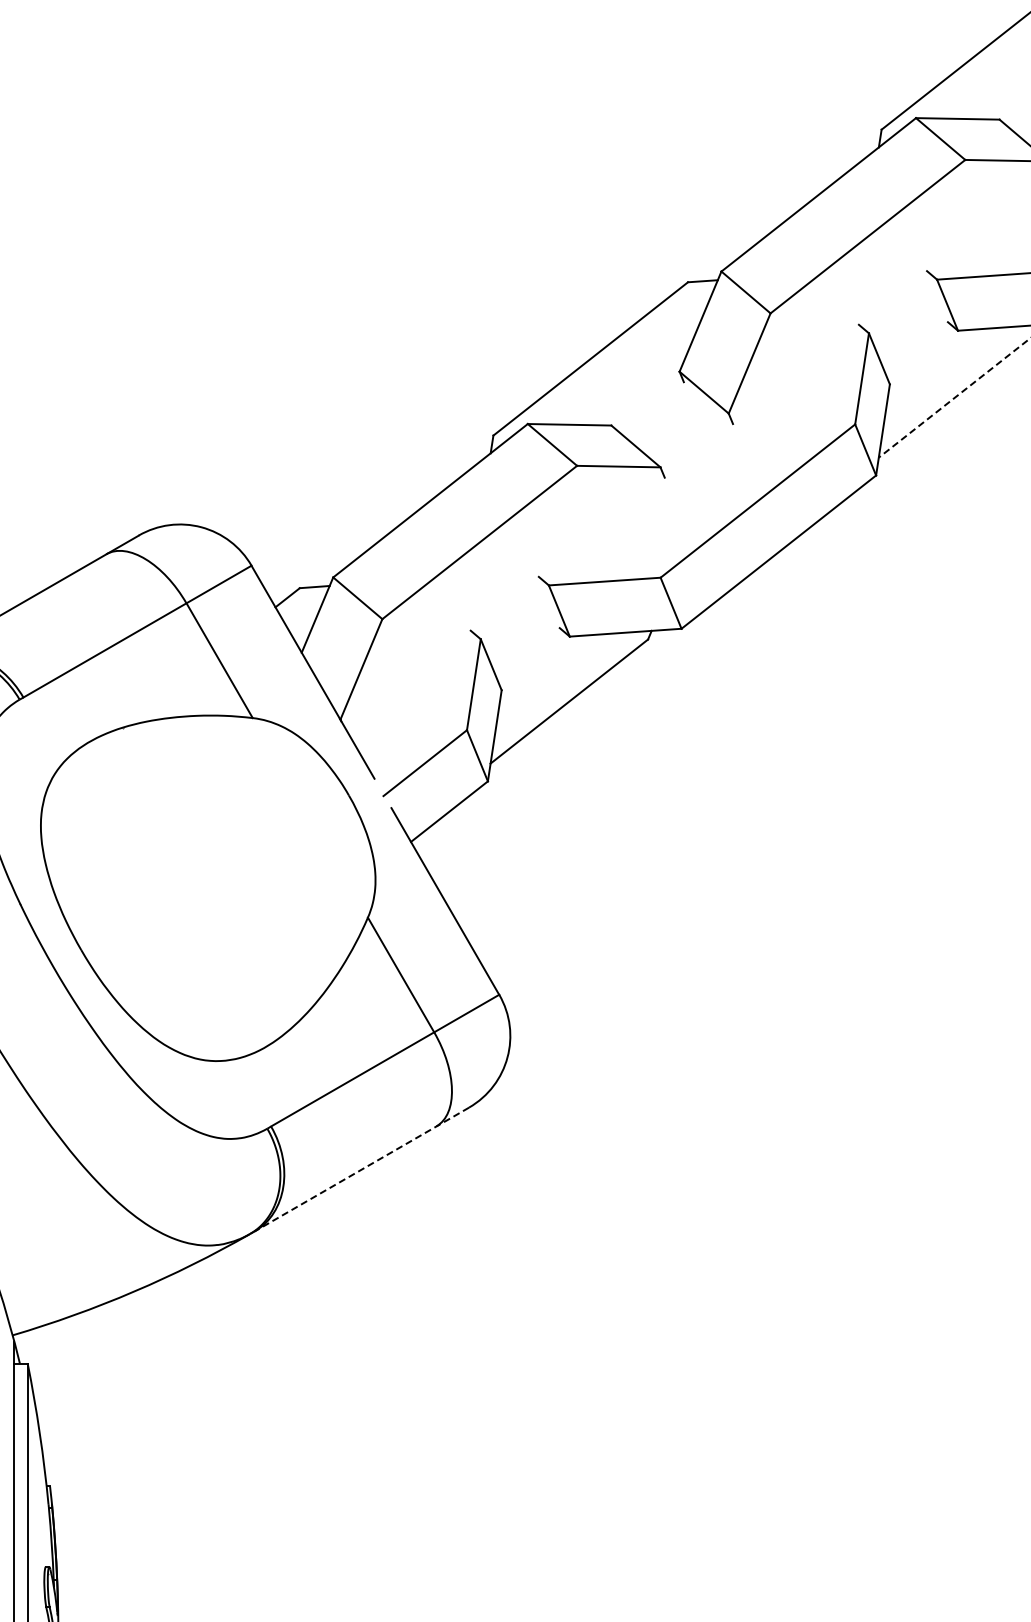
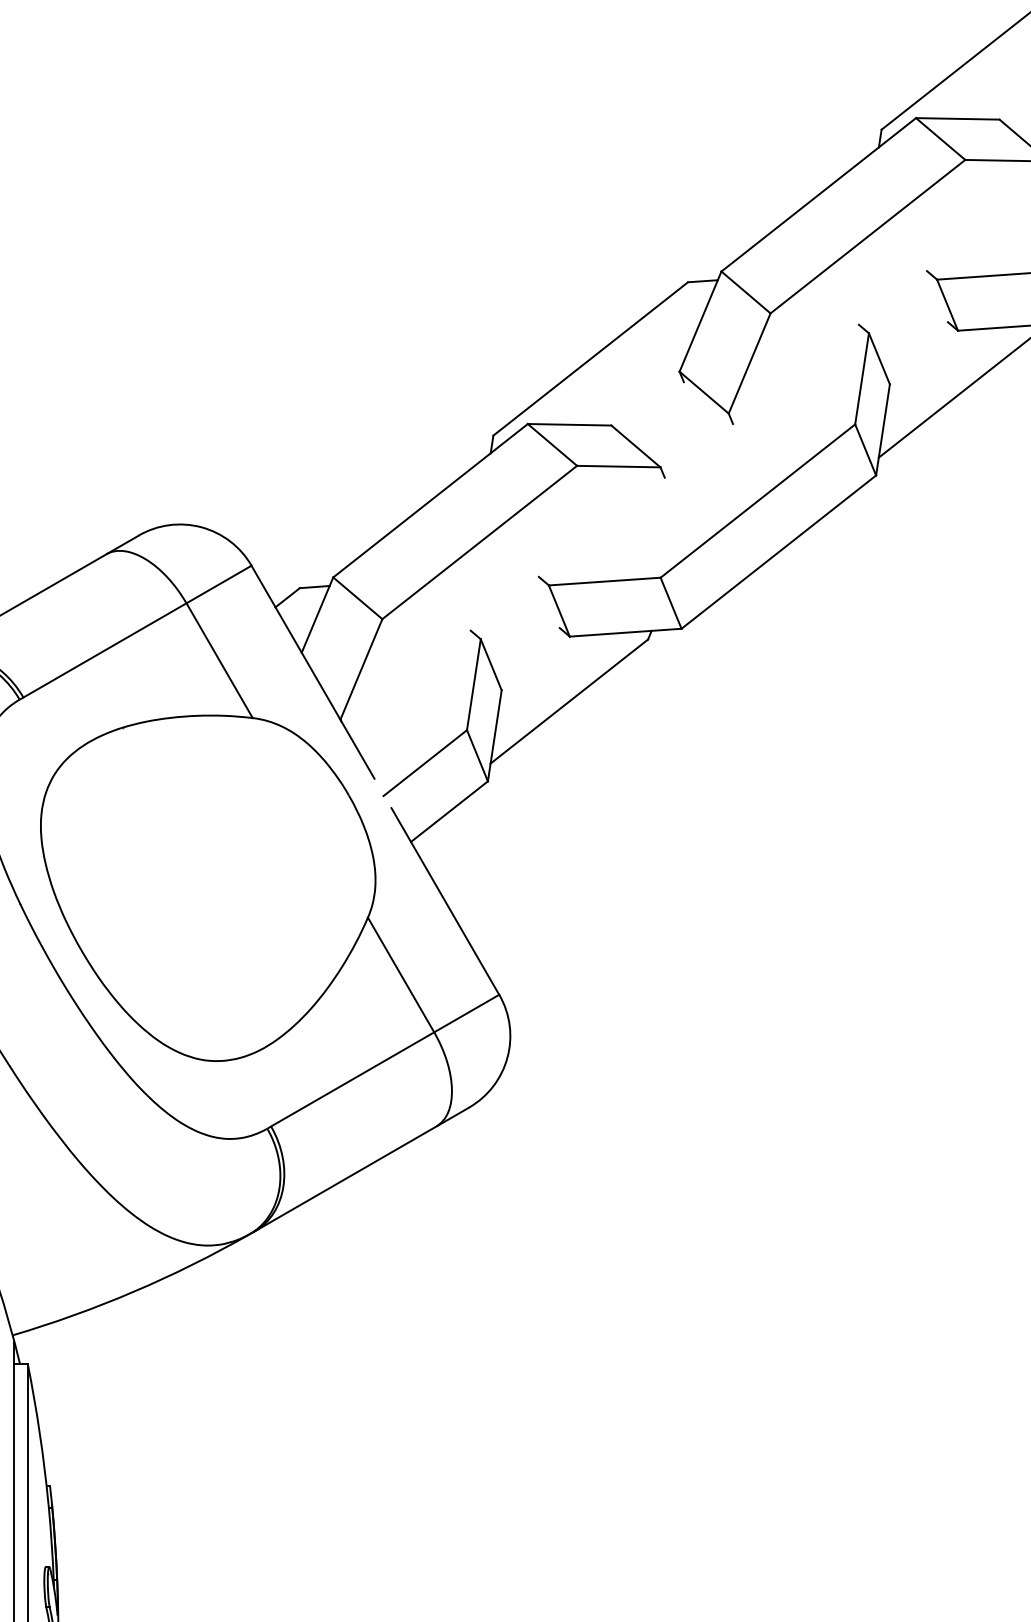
line: dashed -> solid (954, 397)
line: dashed -> solid (361, 1169)
